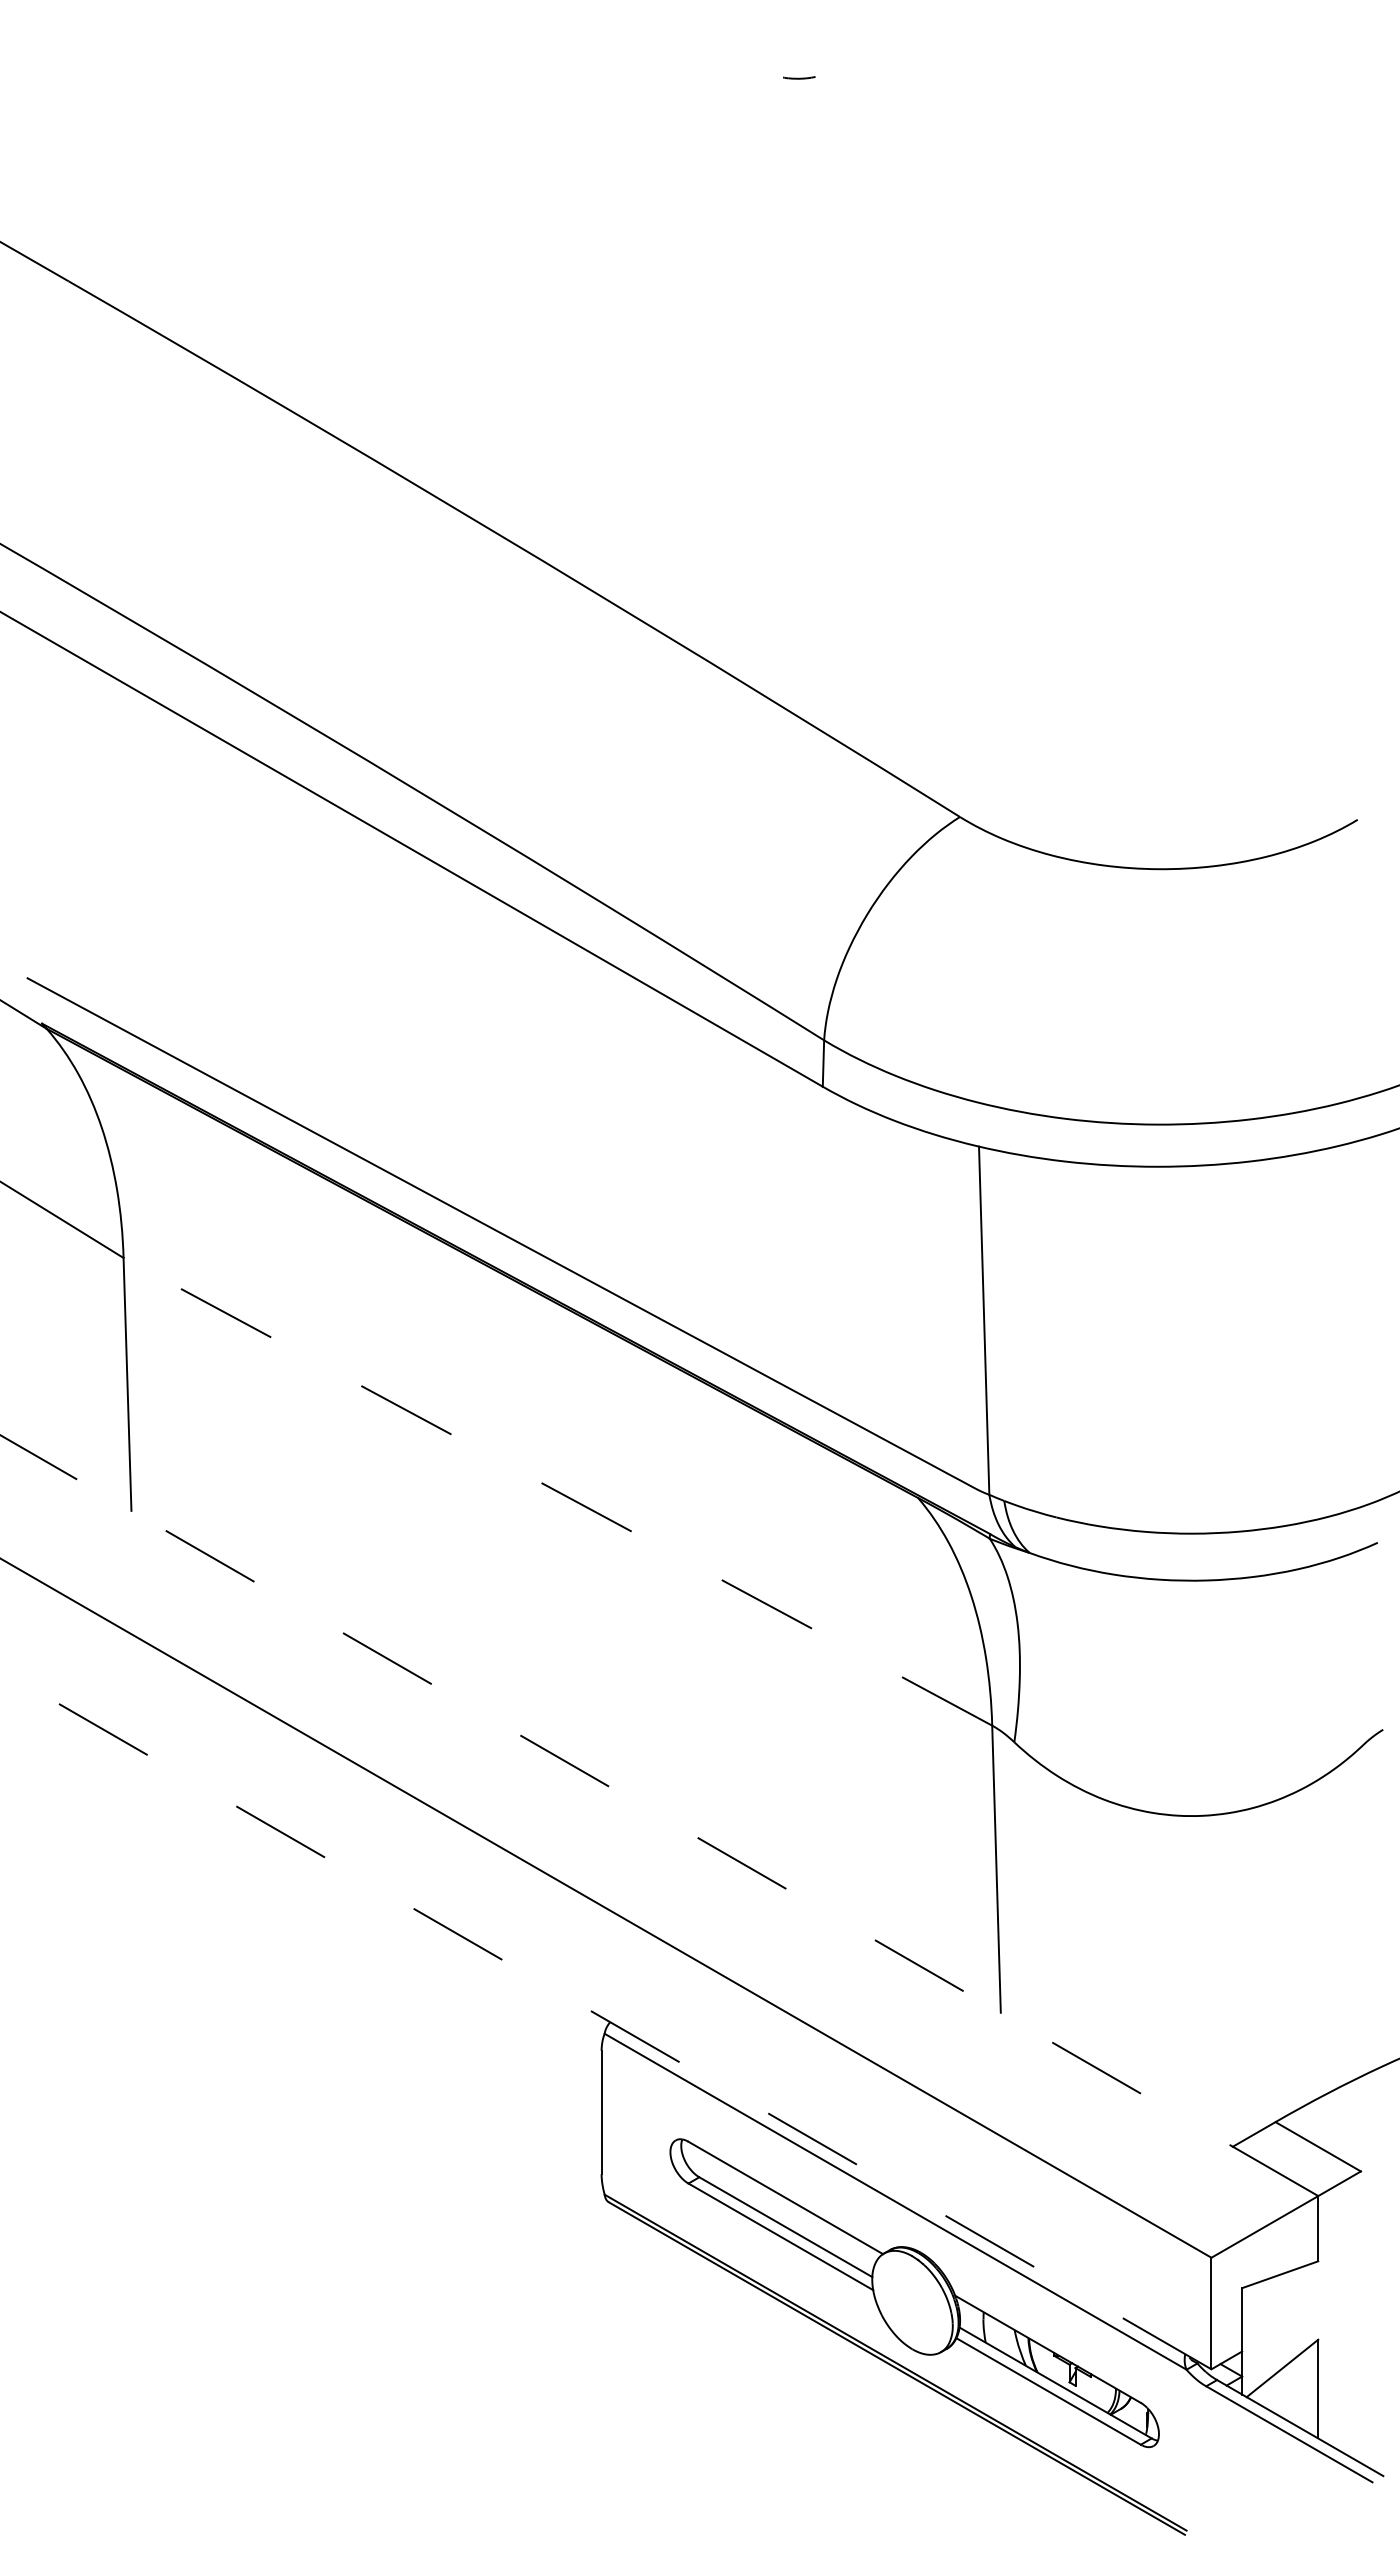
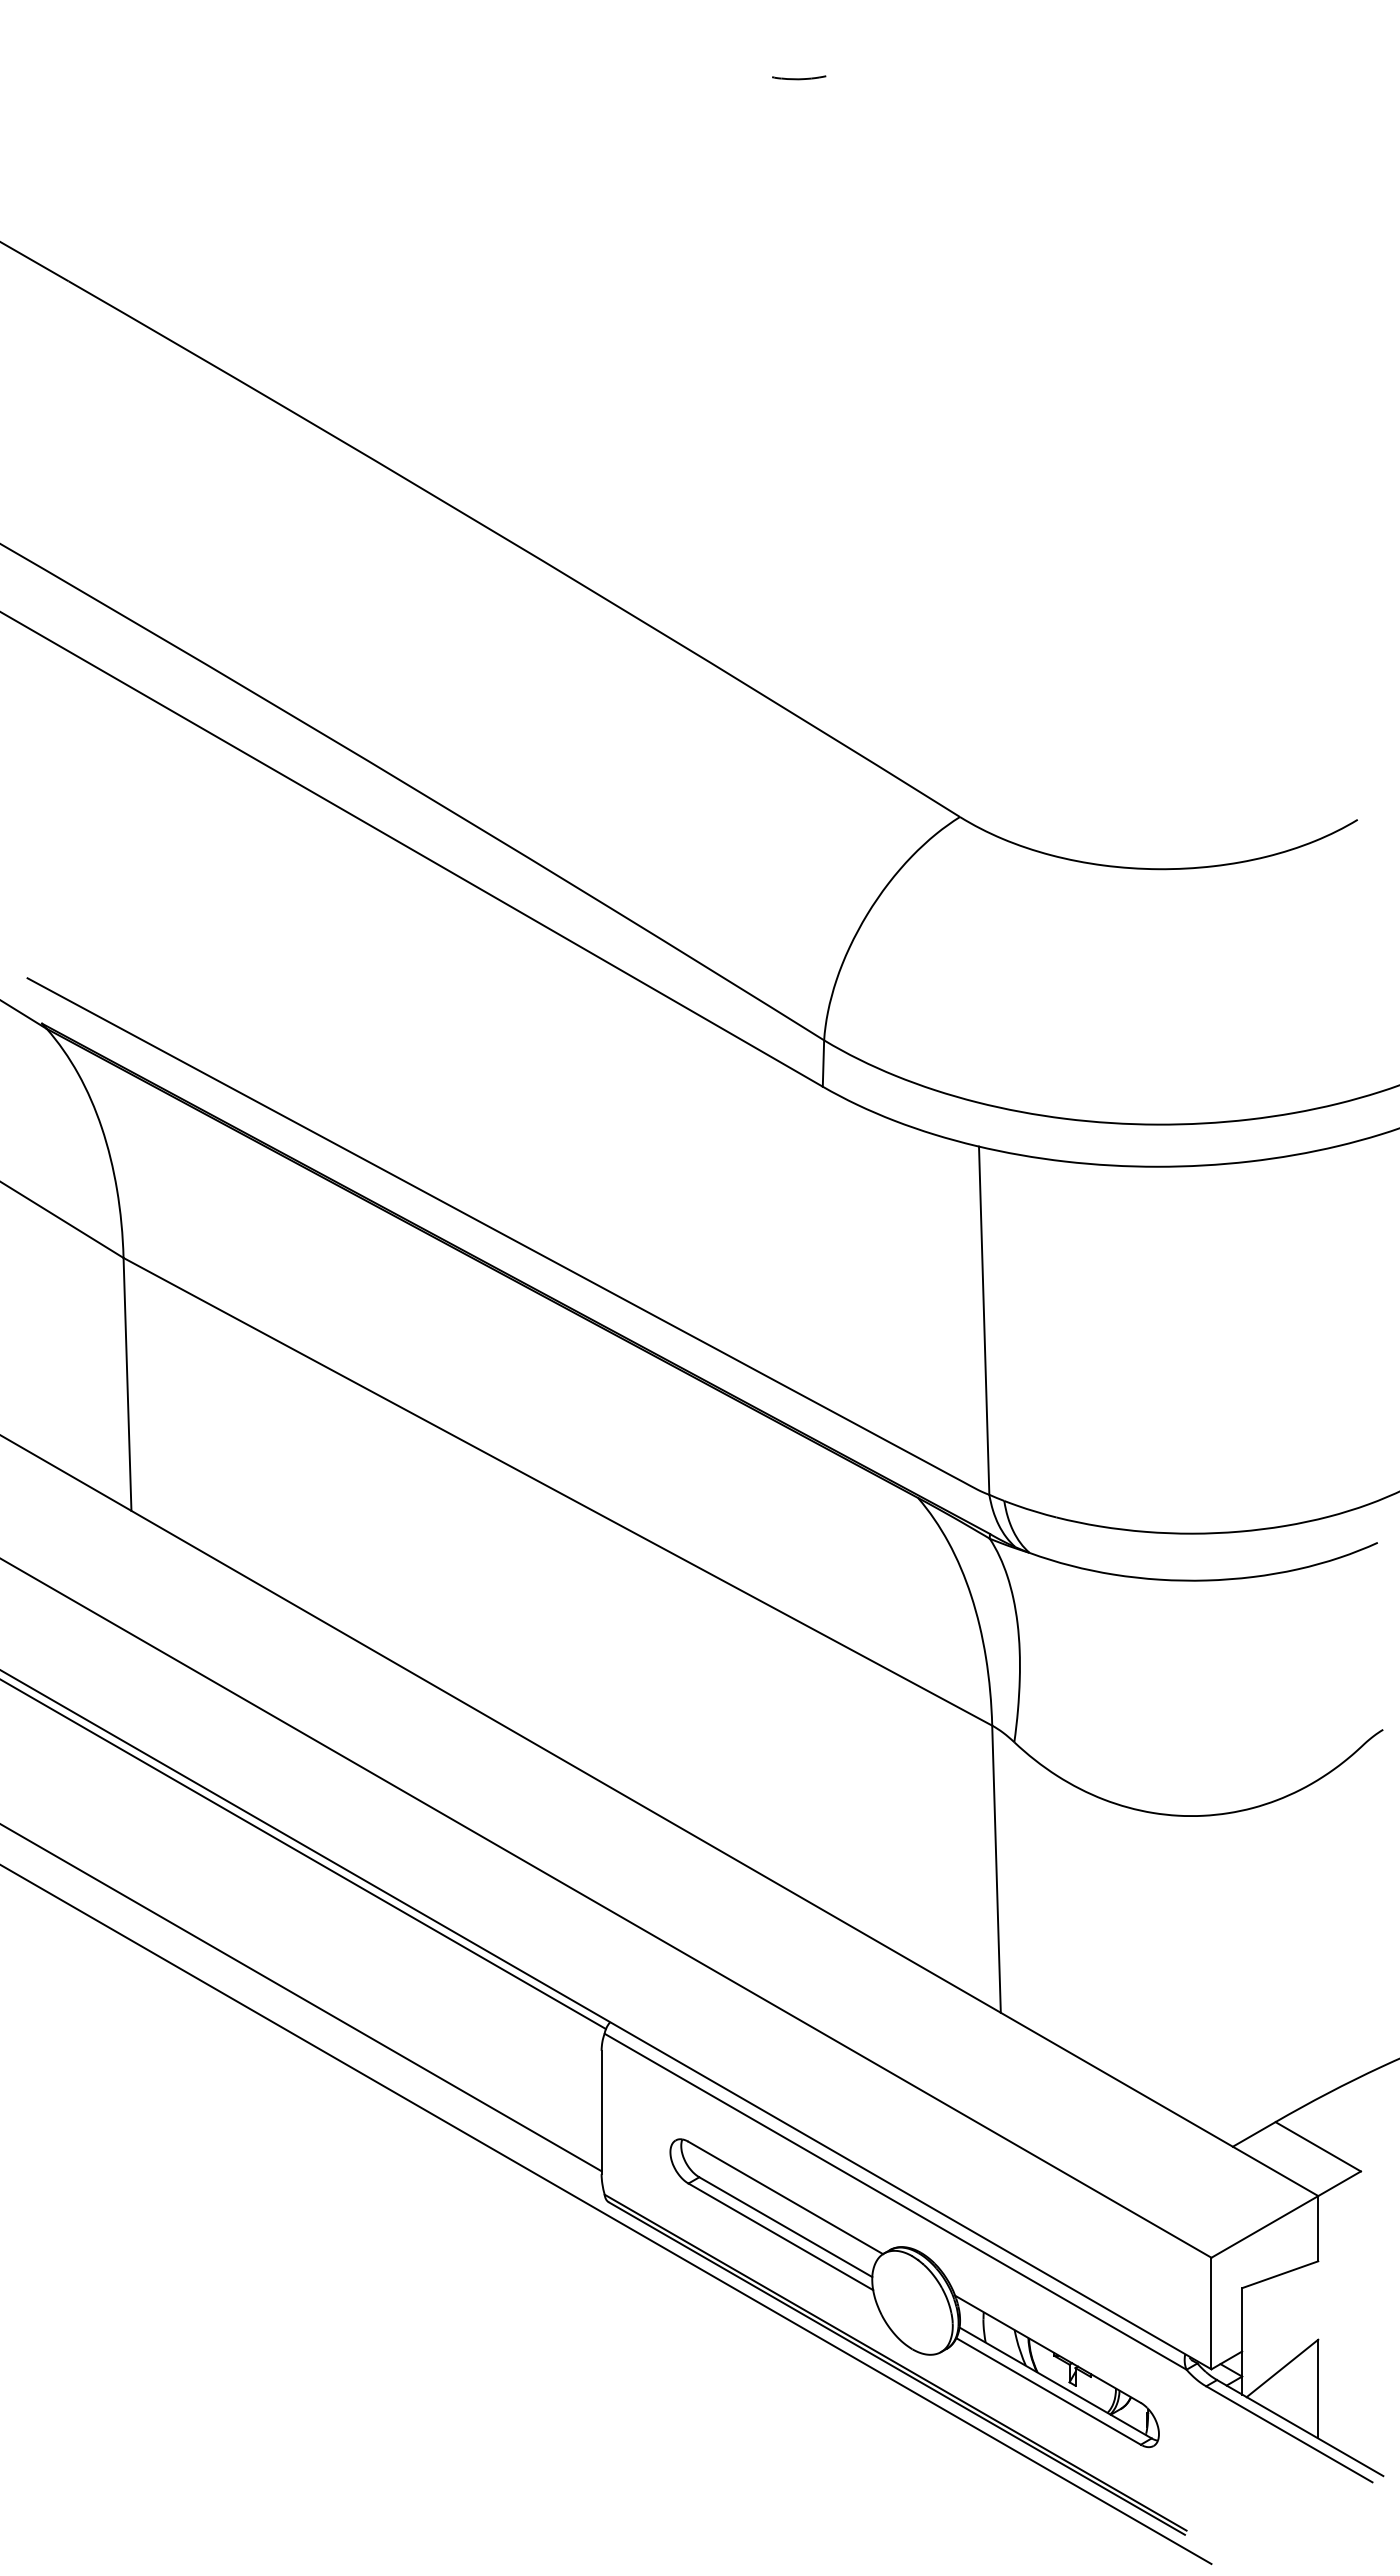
part size: 33x4 px -> 55x6 px (799, 77)
line: dashed -> solid (557, 1491)
line: dashed -> solid (659, 1815)
line: none -> present (304, 1854)
line: none -> present (301, 1998)
line: dashed -> solid (606, 2019)
line: none -> present (606, 2214)
